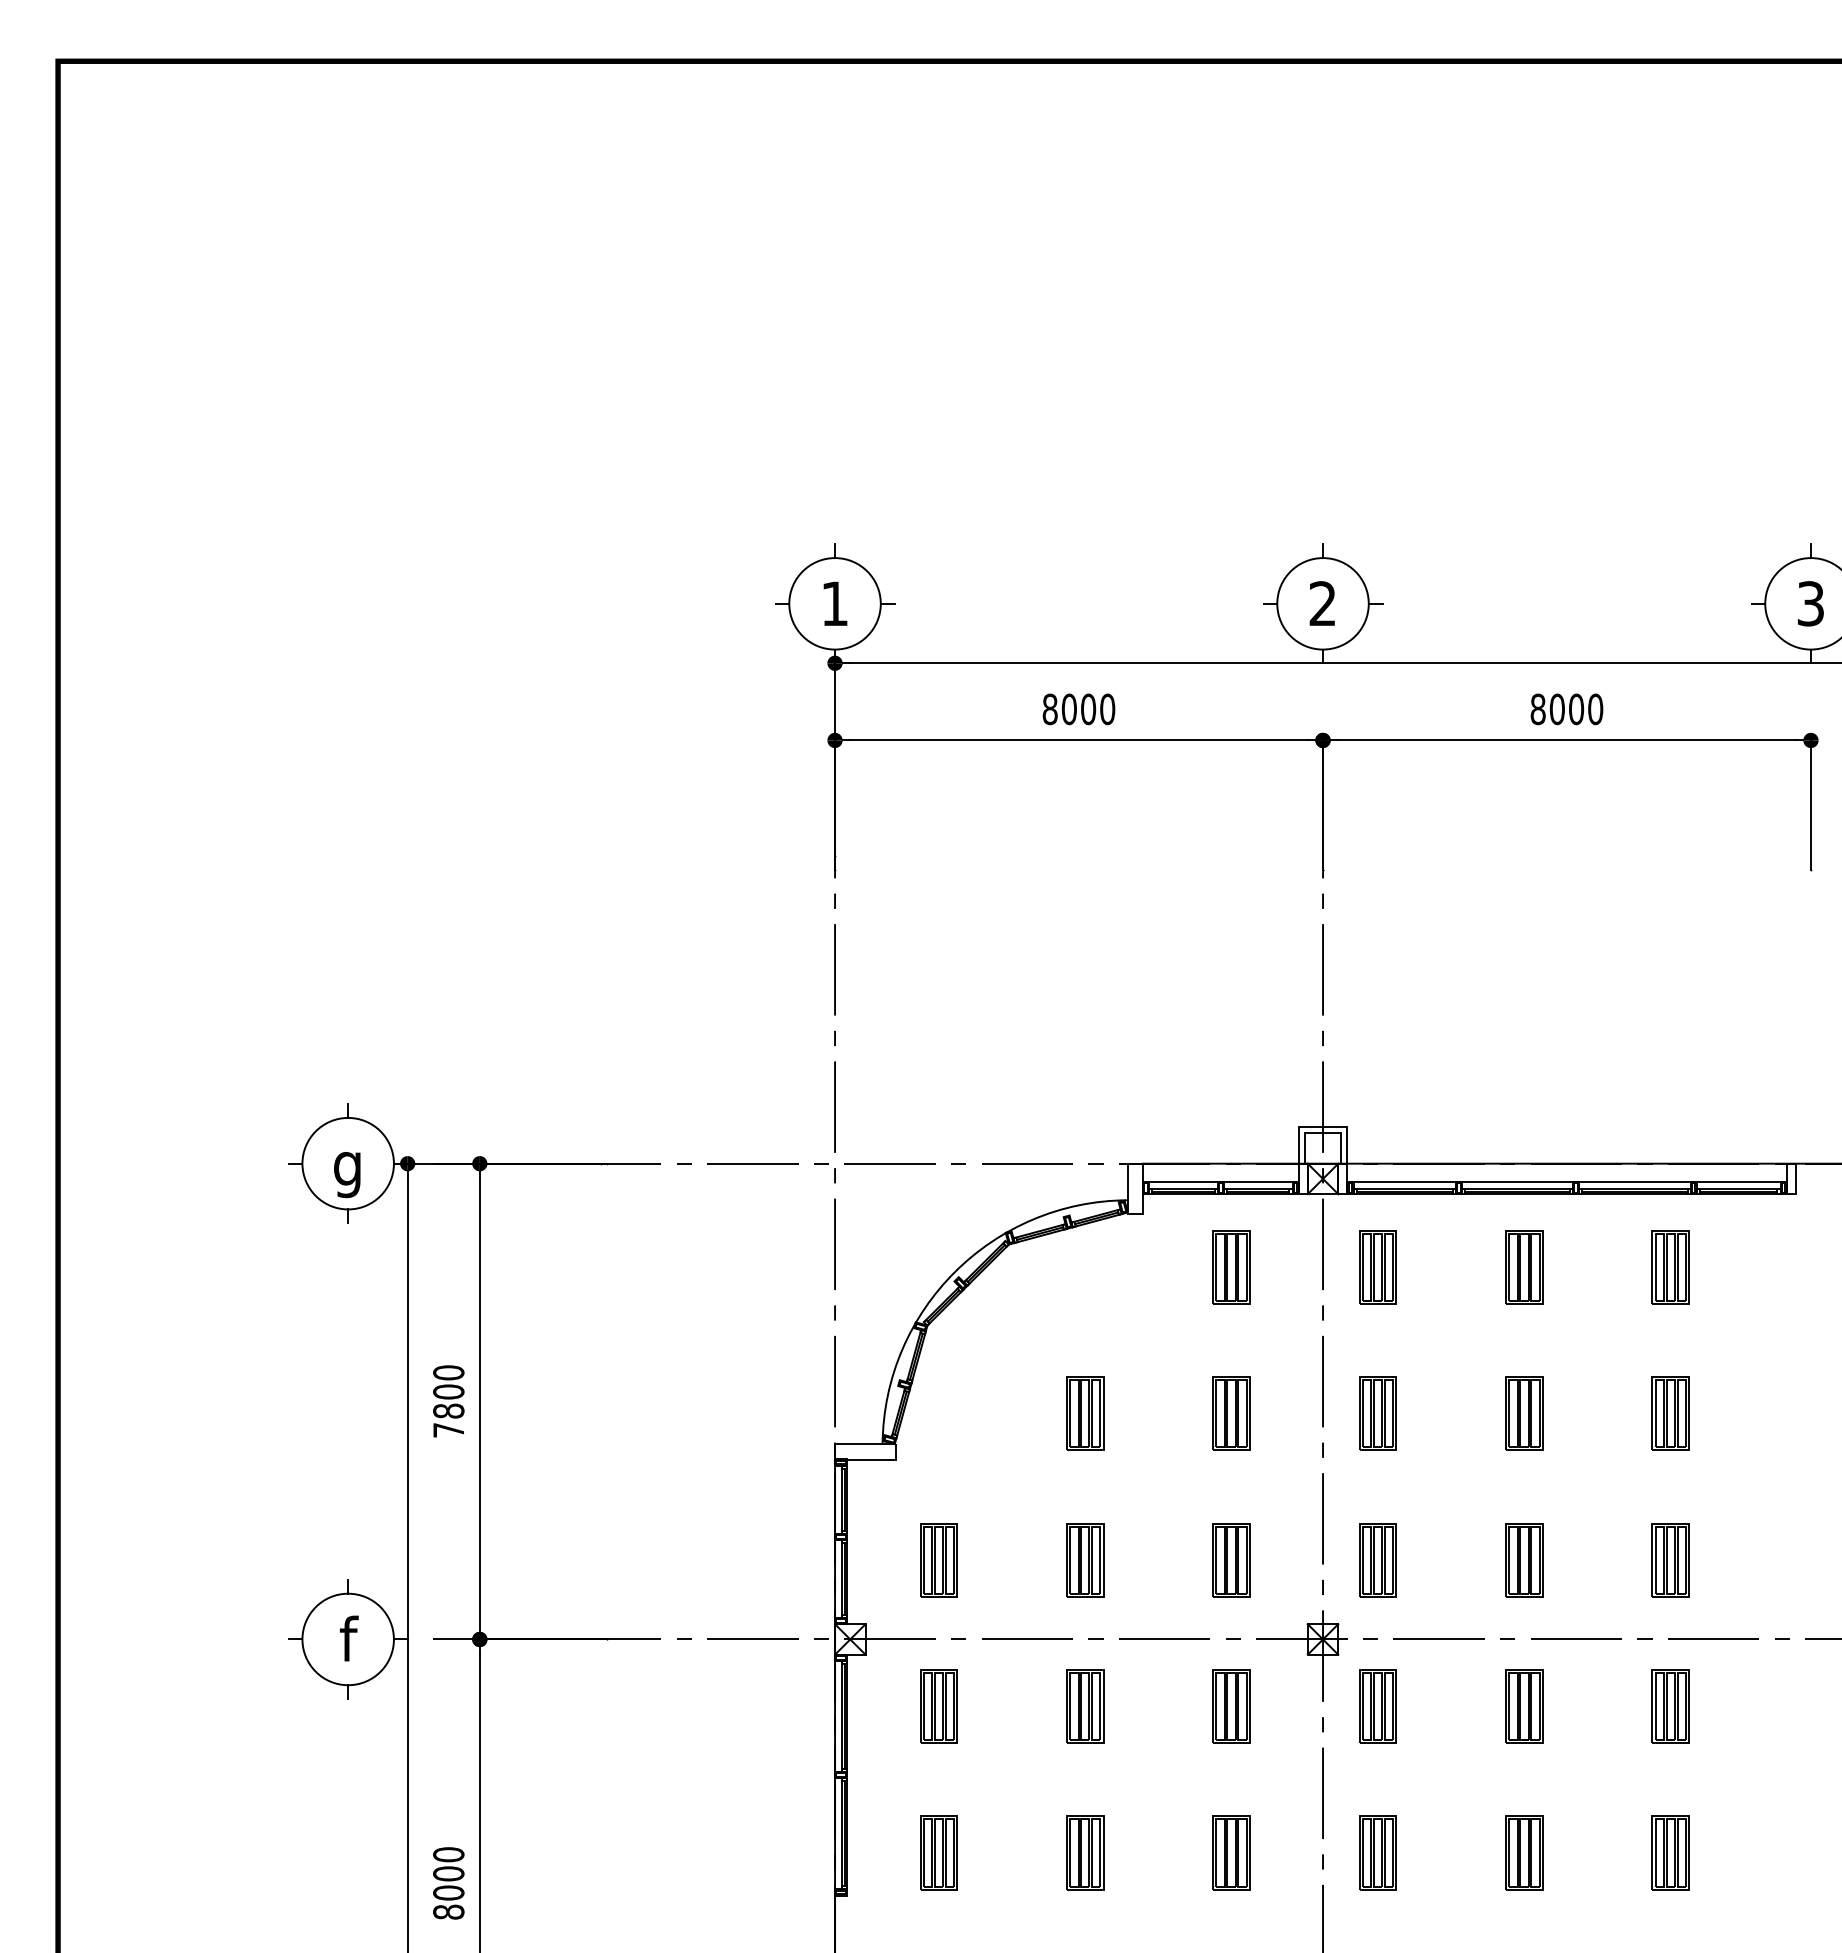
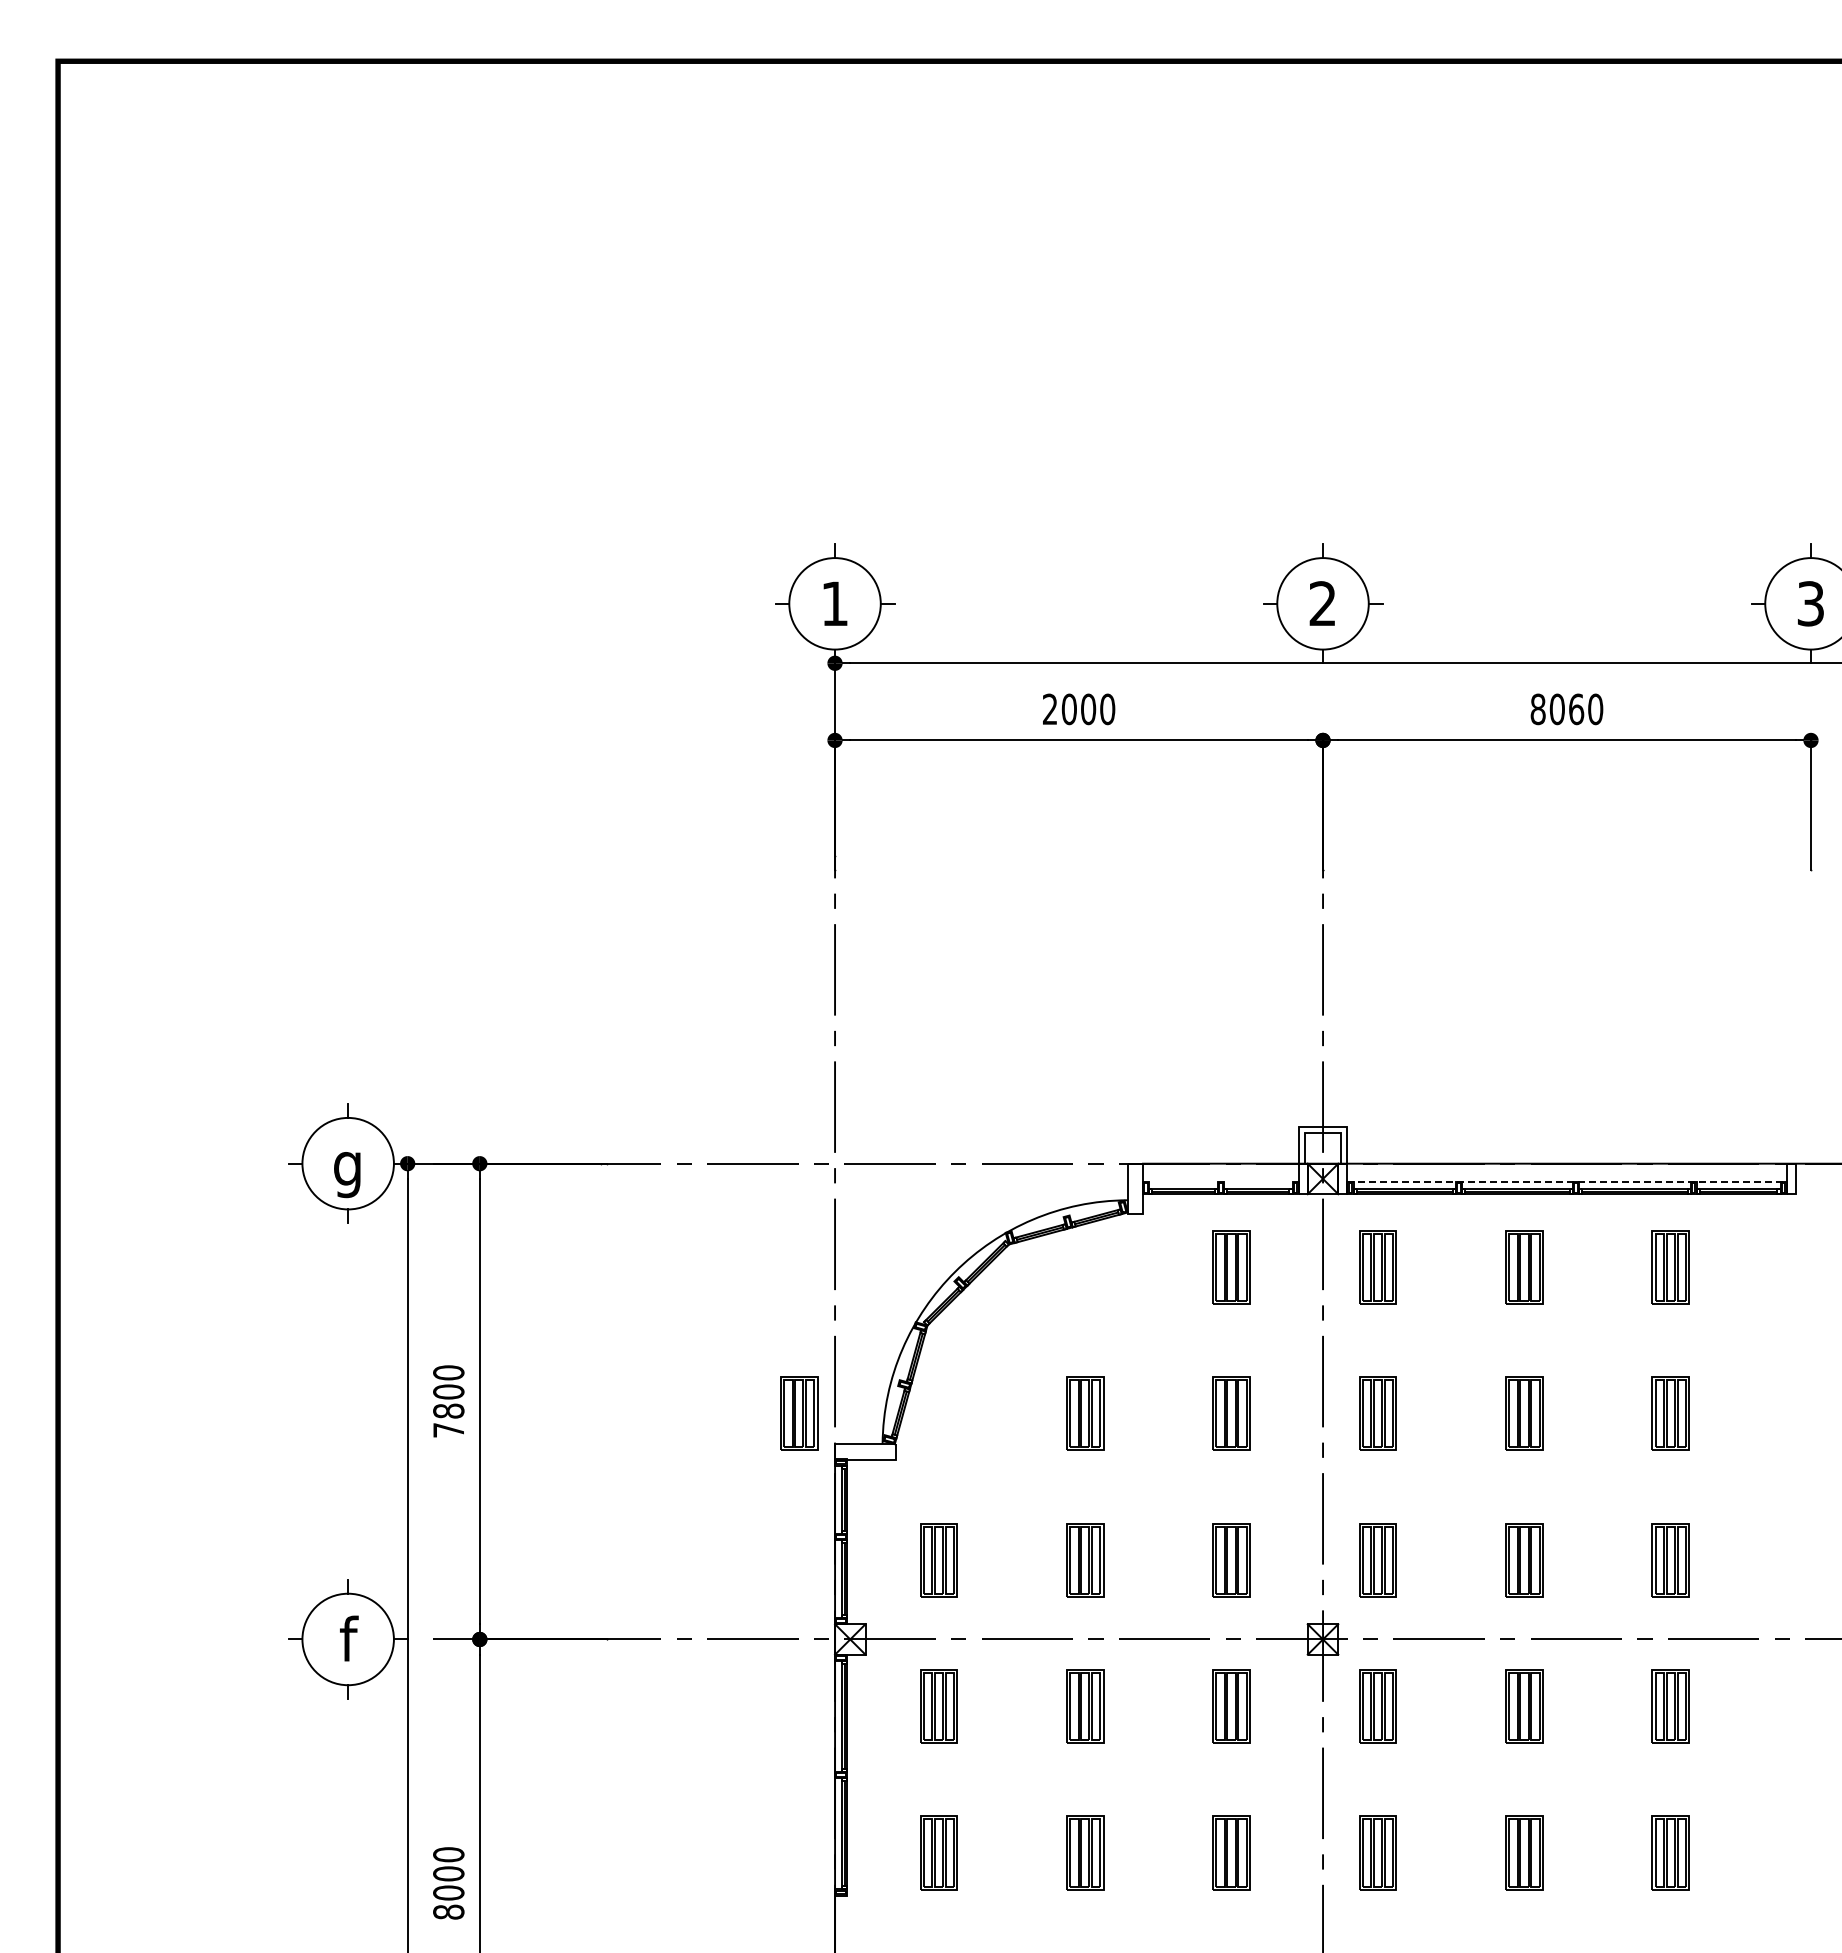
text: 8000 -> 8060 (1576, 708)
text: 8000 -> 2000 (1049, 709)
line: present -> none (1220, 1181)
line: solid -> dashed (1567, 1181)
part: none -> present (799, 1413)
